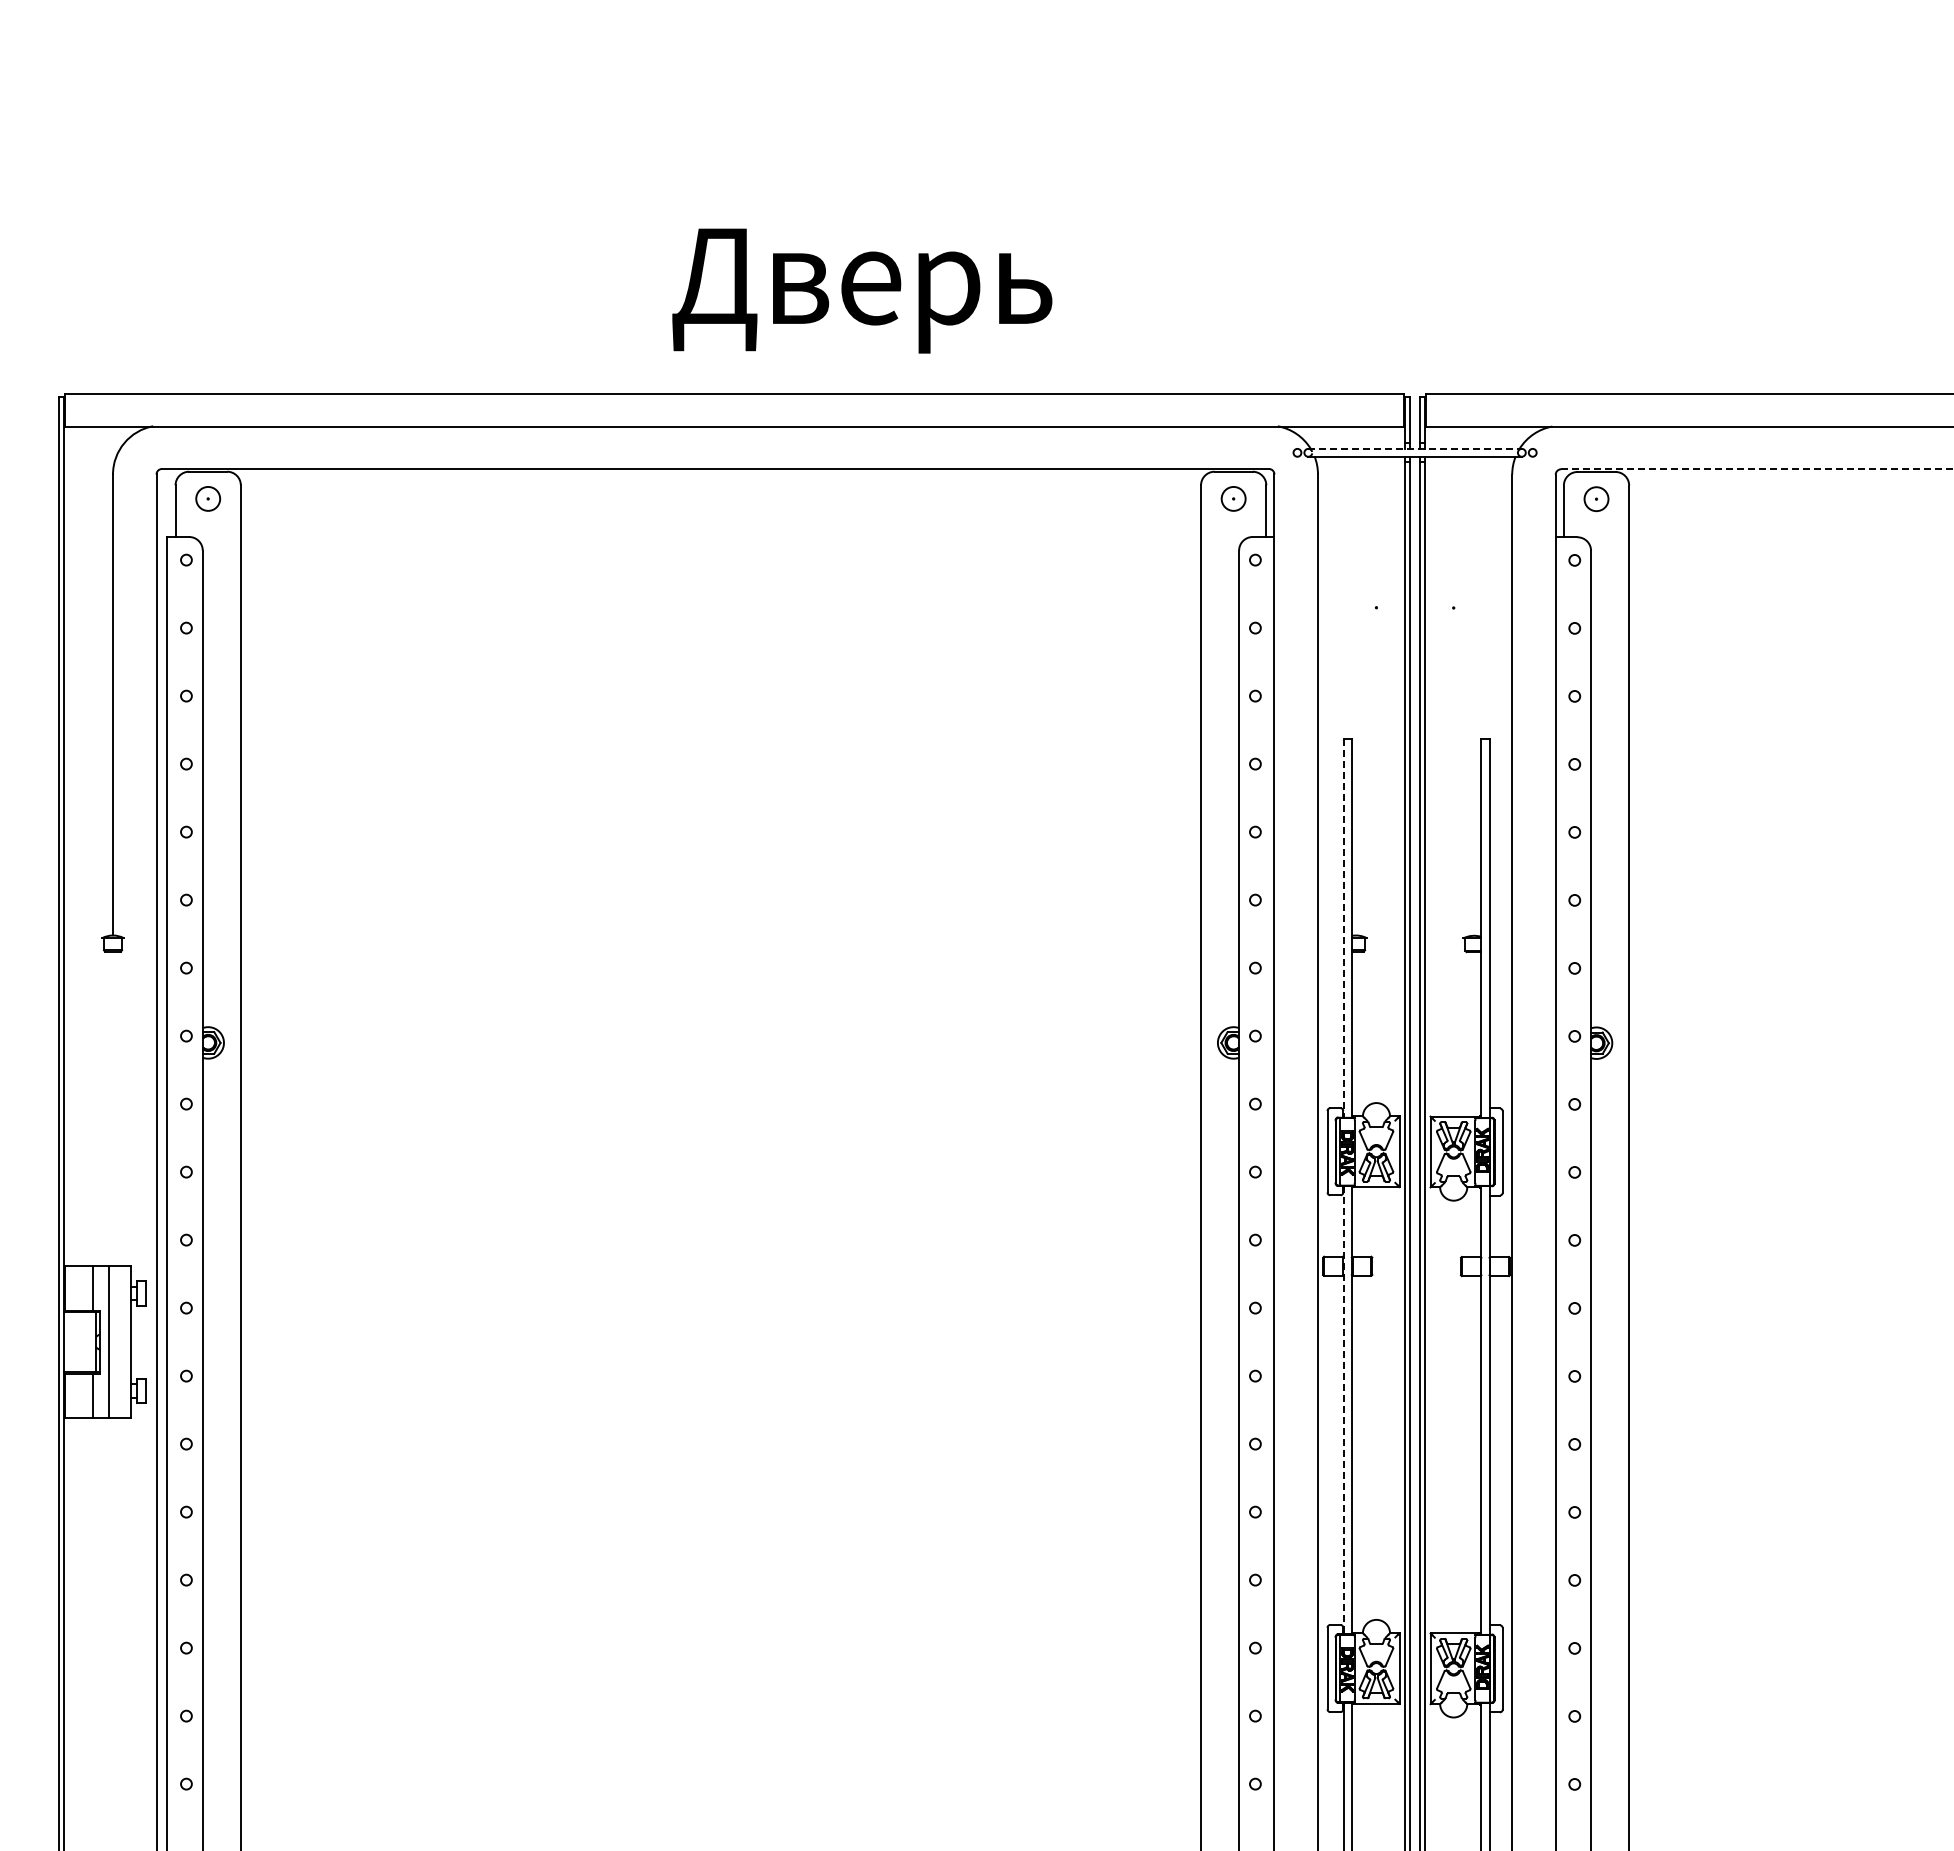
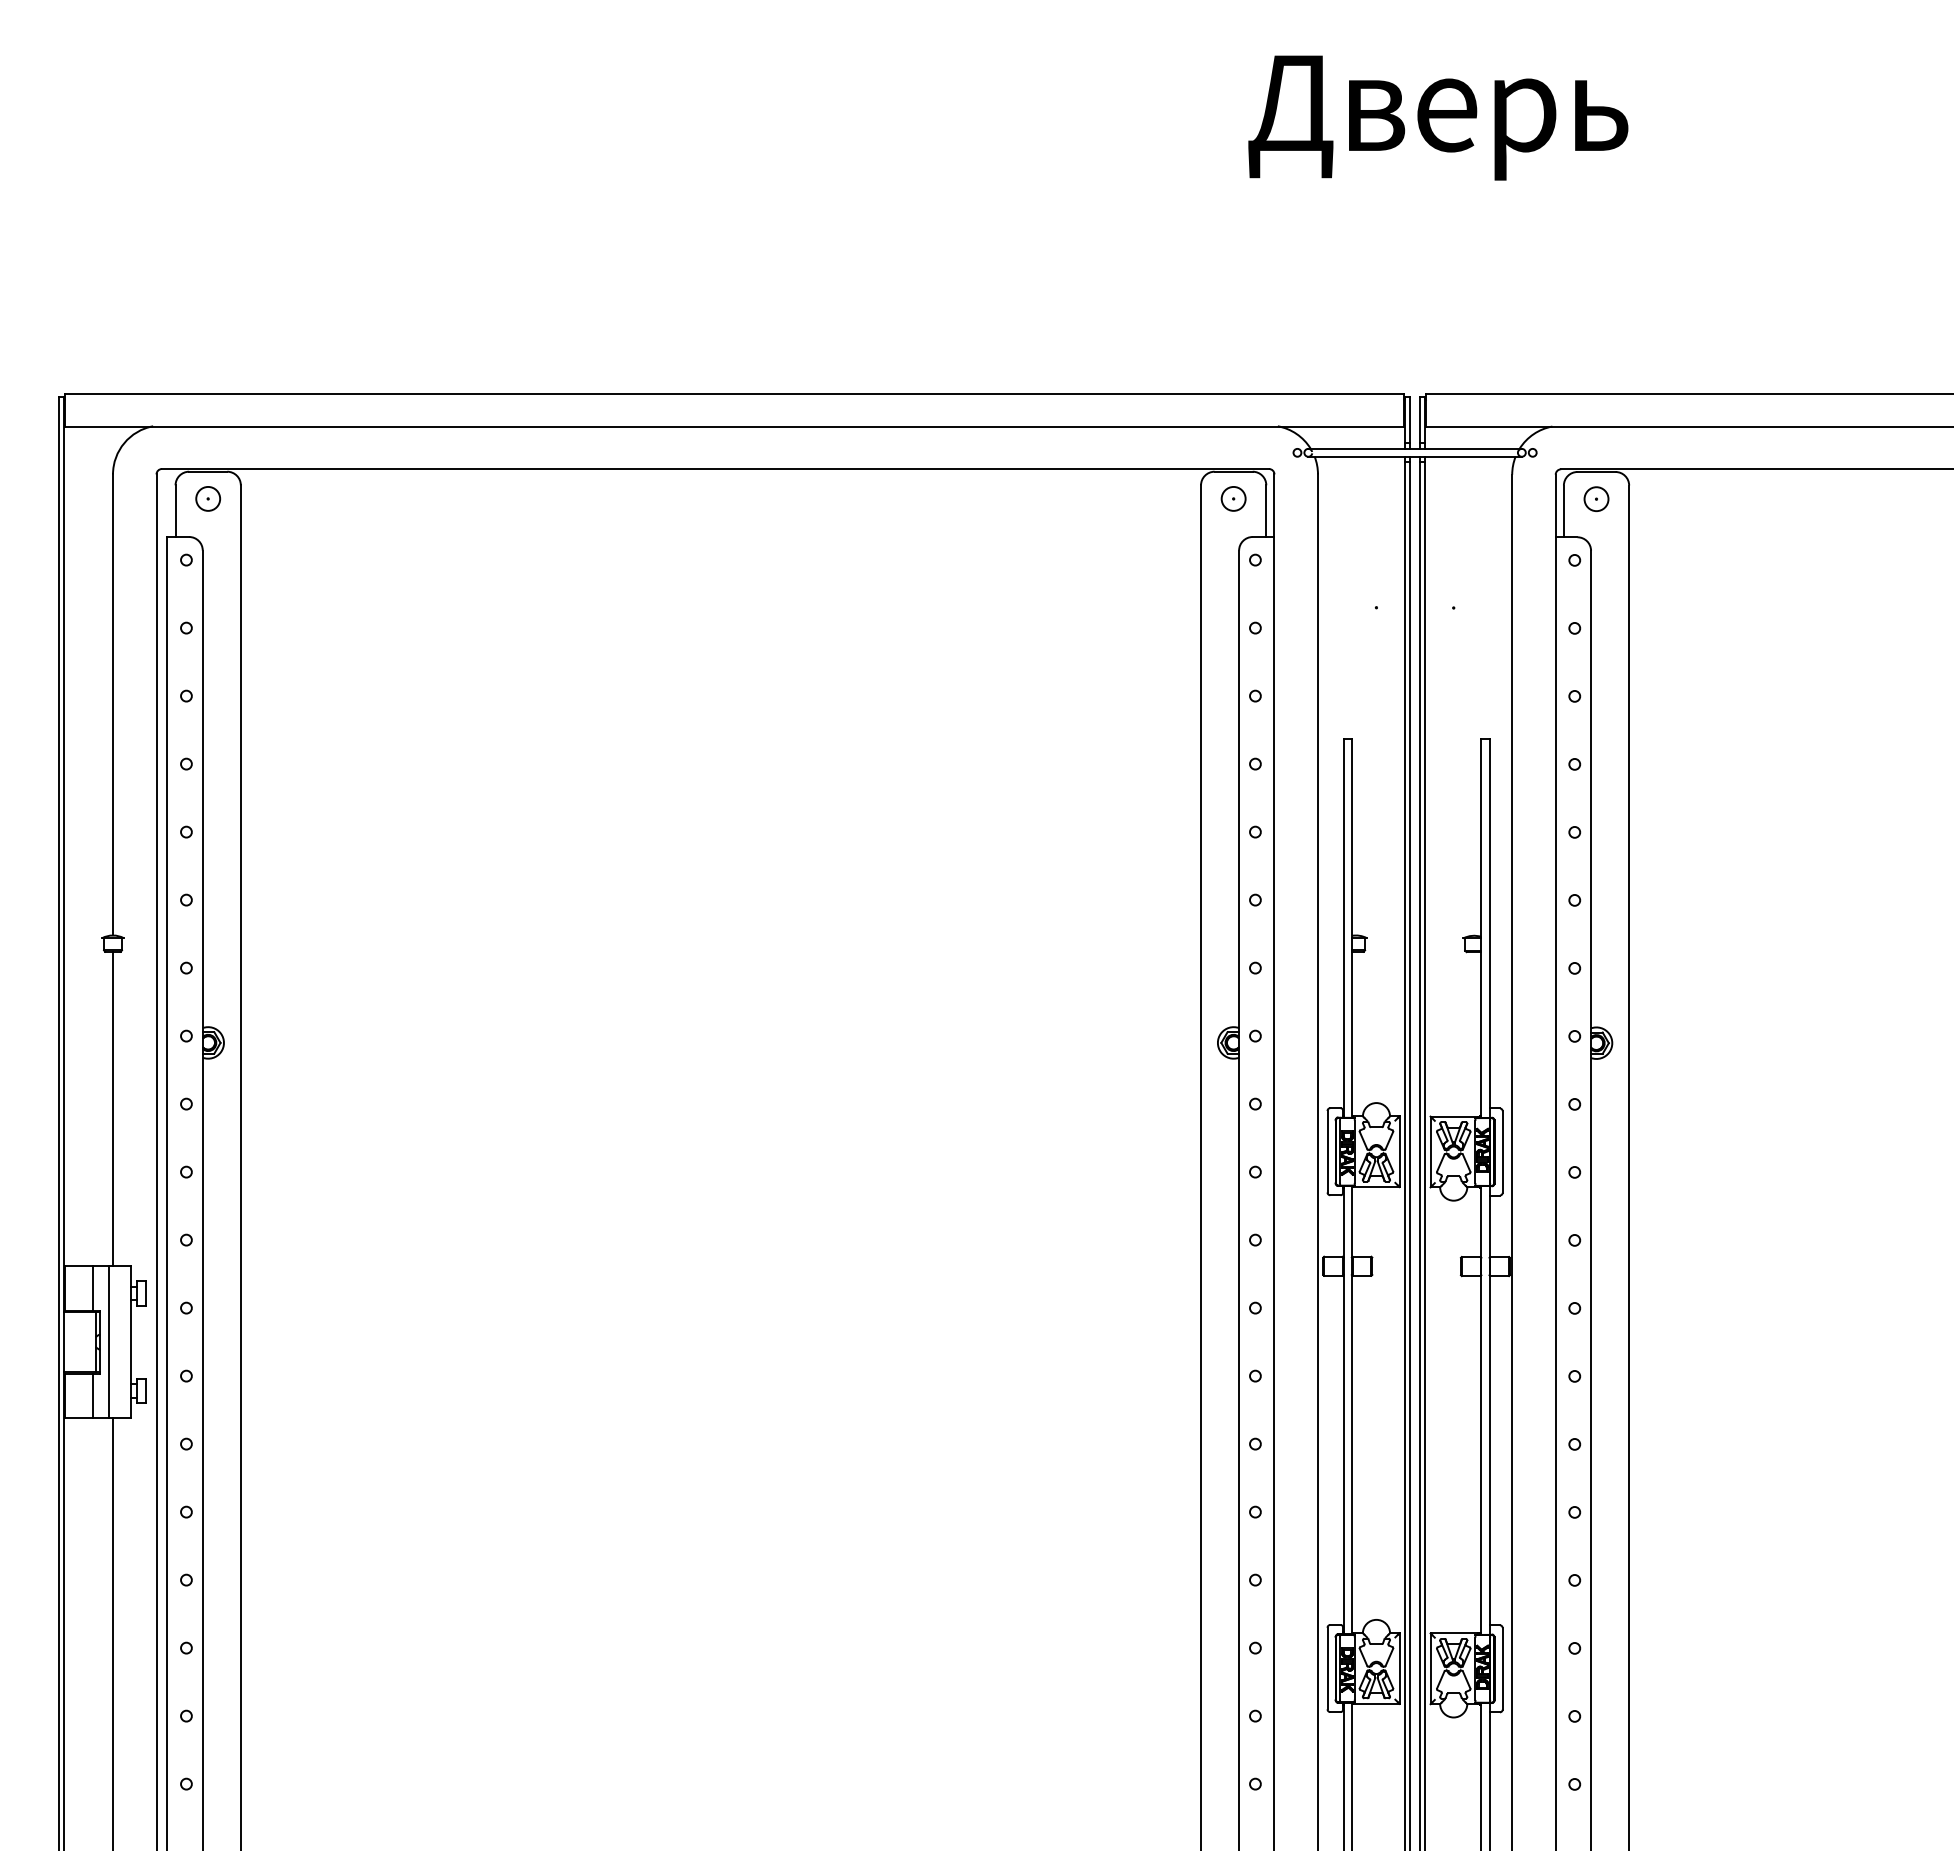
text position: (862, 290) -> (1438, 117) (1438, 117)
line: dashed -> solid (1415, 448)
line: dashed -> solid (1758, 469)
line: dashed -> solid (1343, 928)
line: none -> present (113, 1108)
line: dashed -> solid (1343, 1410)
line: none -> present (113, 1632)
